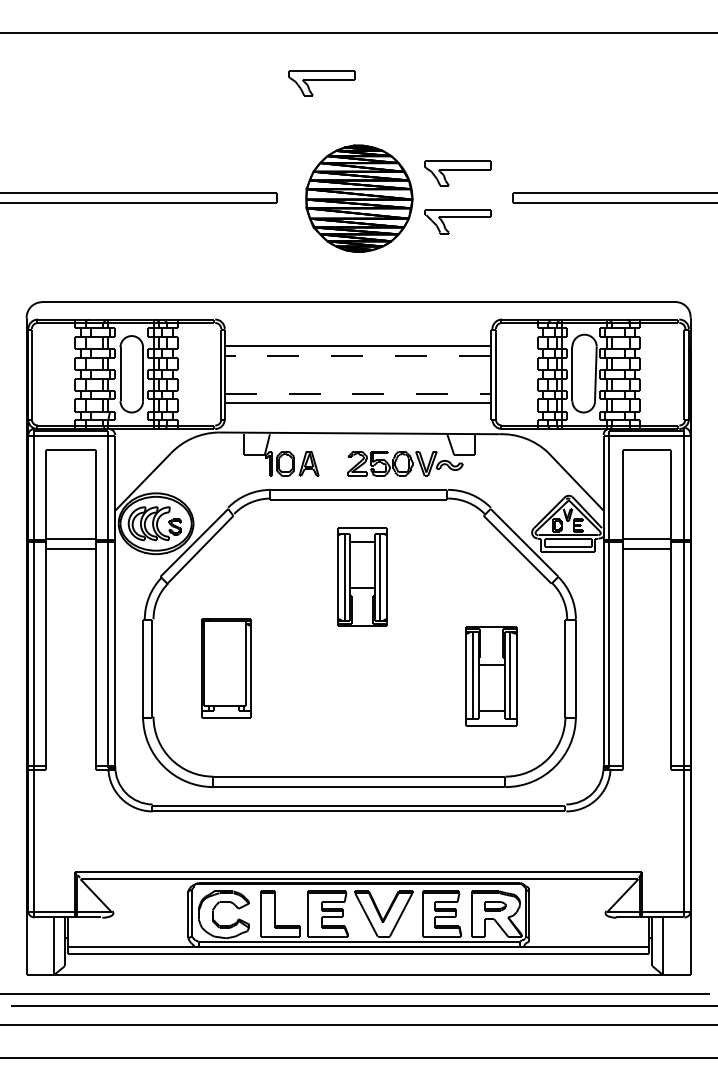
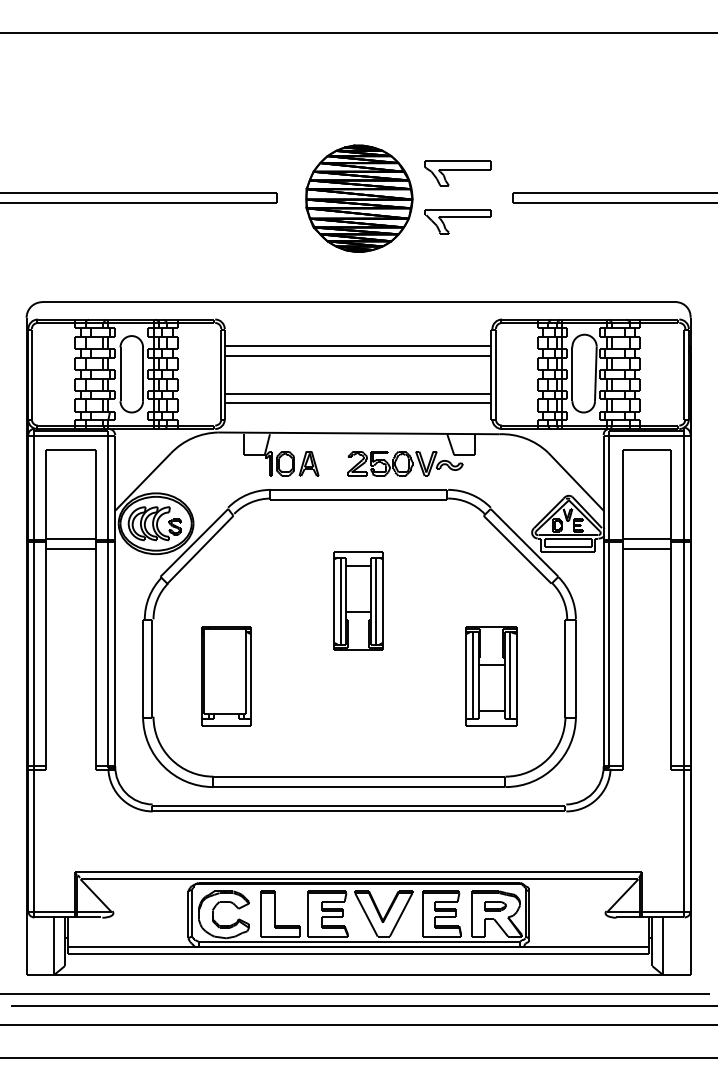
part: present -> none (321, 83)
line: dashed -> solid (357, 356)
line: dashed -> solid (357, 394)
part position: (362, 576) -> (358, 600) (358, 600)
part position: (226, 668) -> (226, 676) (226, 676)
